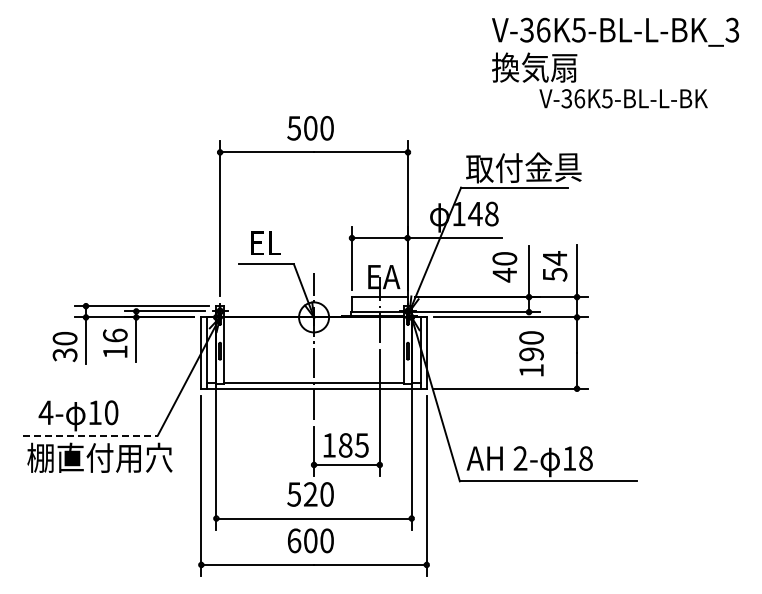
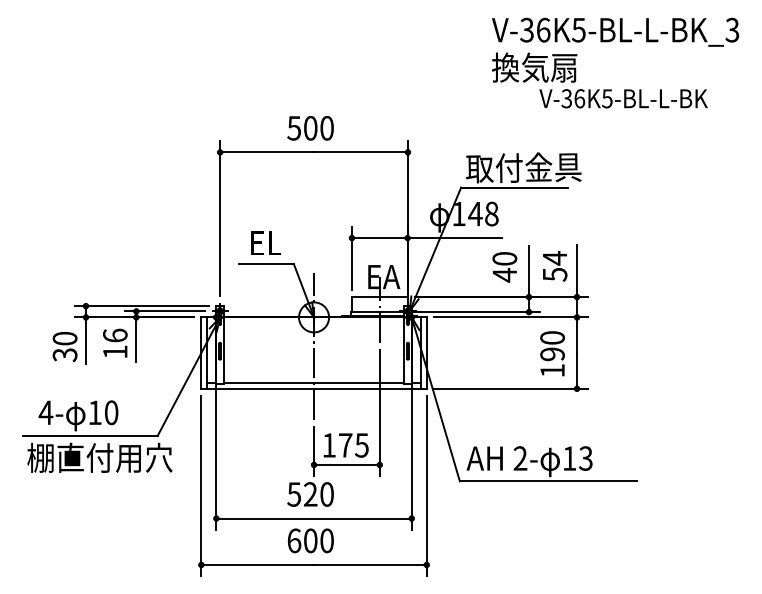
text position: (531, 353) -> (552, 353) (552, 353)
line: dashed -> solid (90, 435)
text: 185 -> 175 (345, 445)
text: 18 -> 13 (585, 458)
